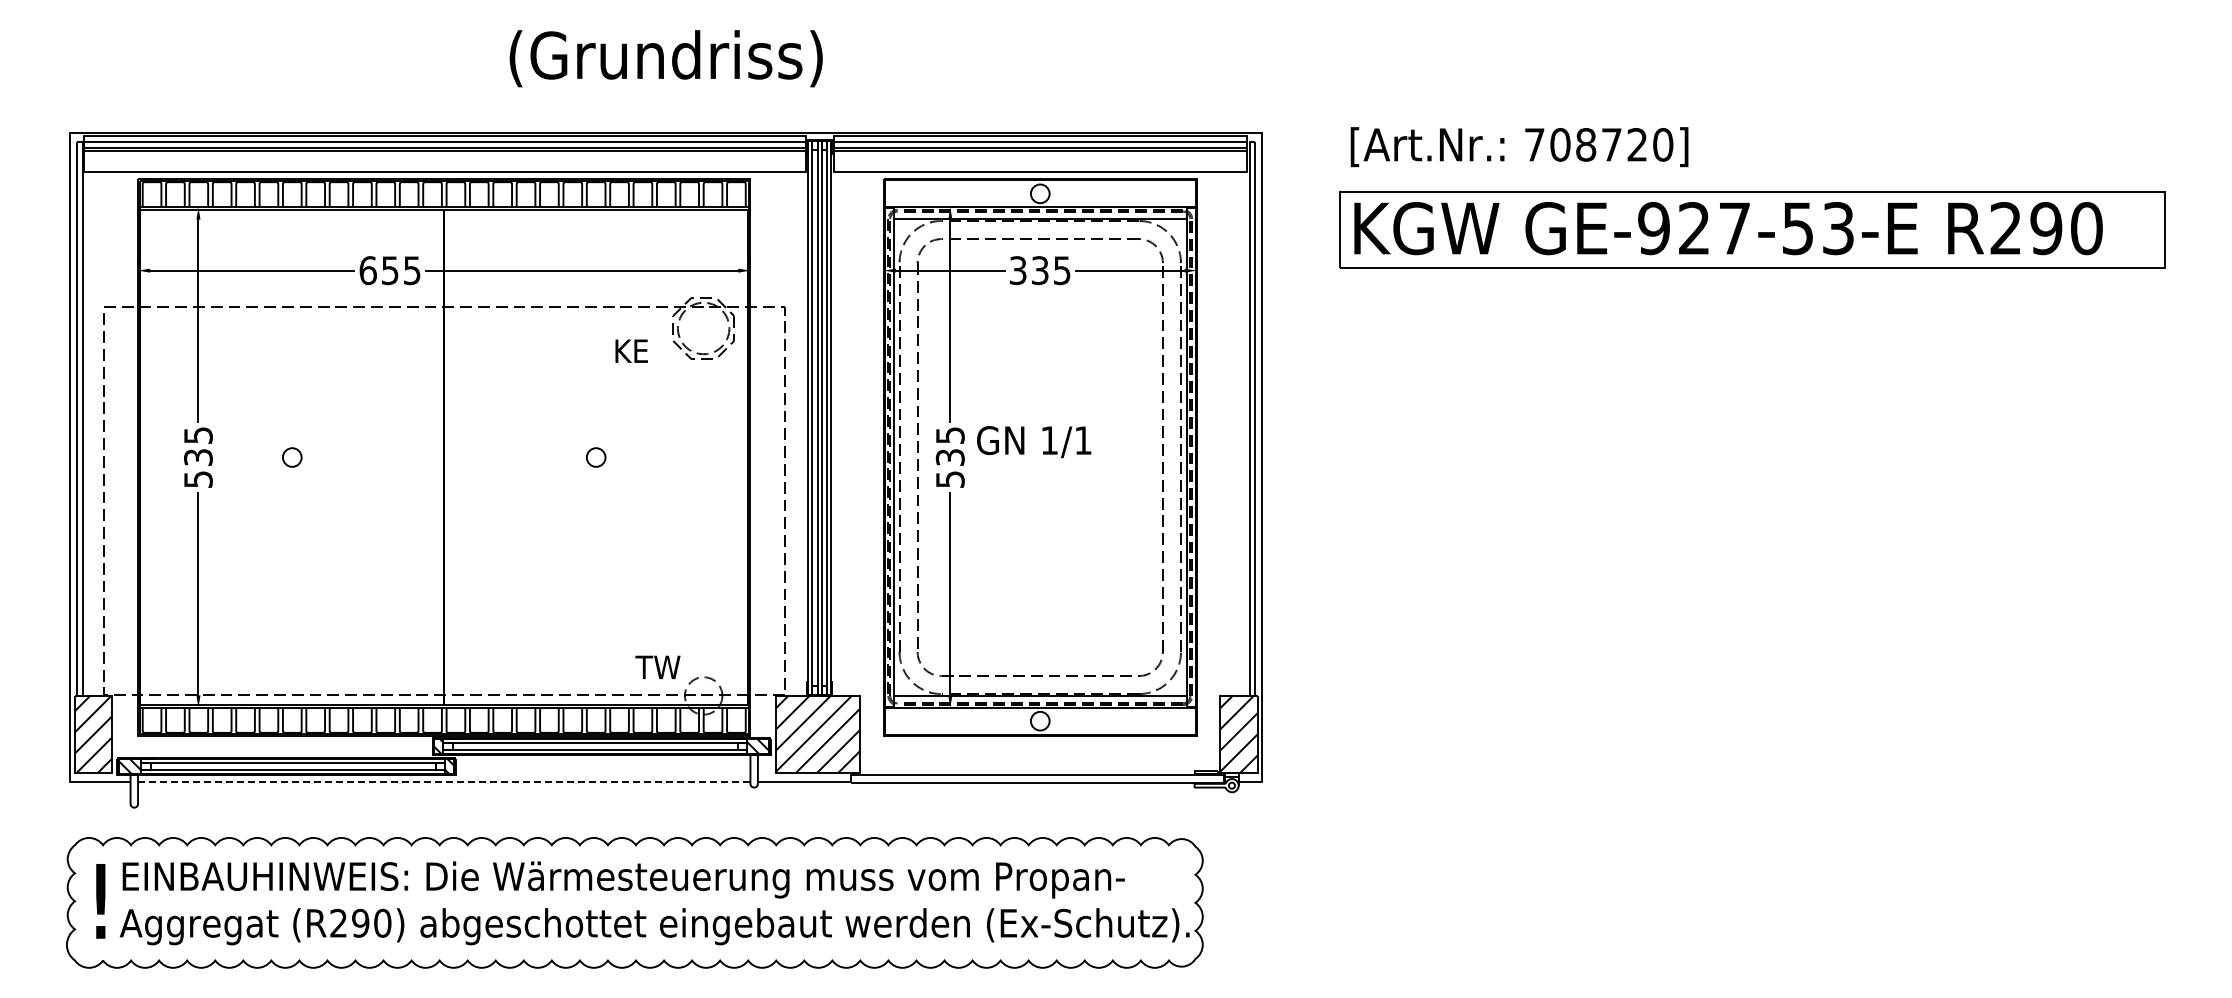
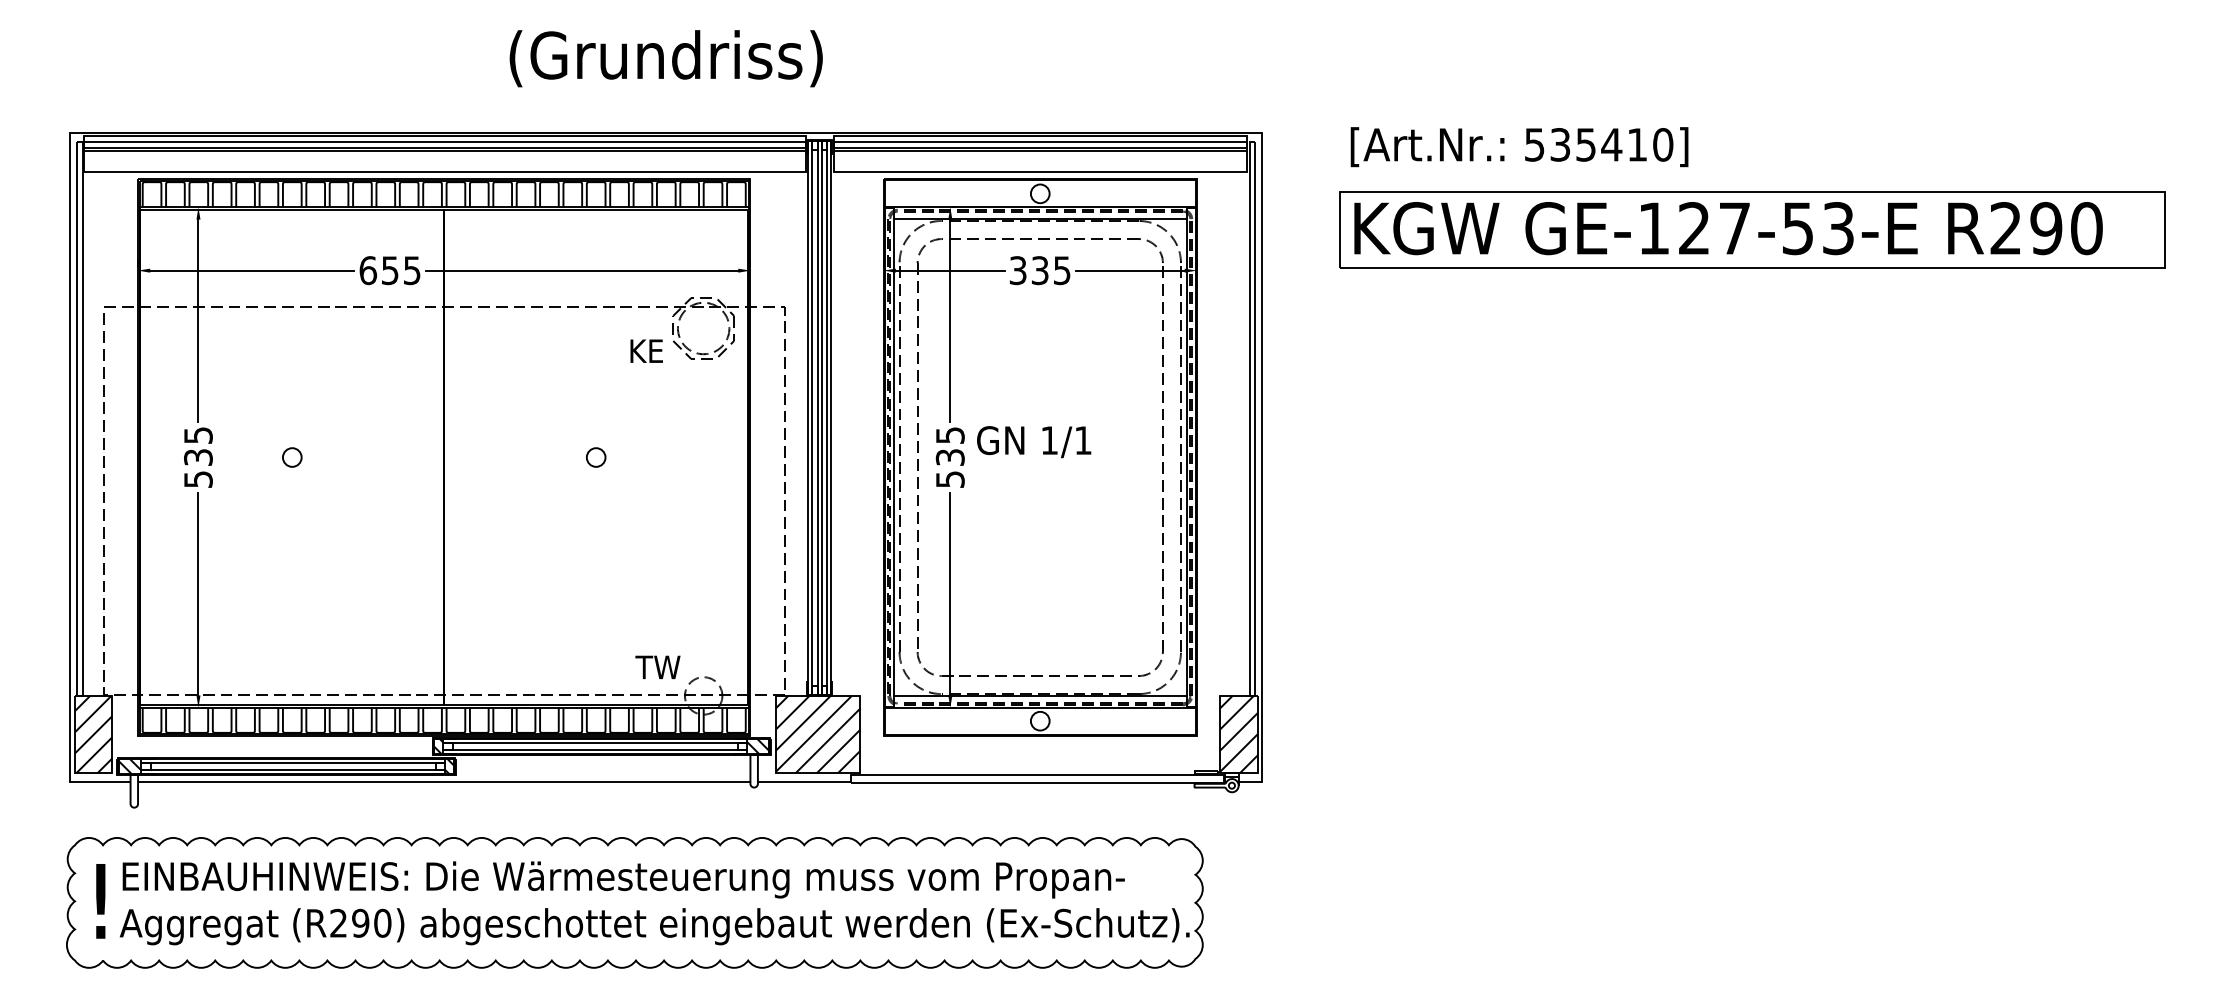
text: 708720] -> 535410] (1585, 144)
text: GE-927-53-E -> GE-127-53-E (1653, 228)
text position: (631, 350) -> (646, 350) (646, 350)
line: dashed -> solid (443, 782)
